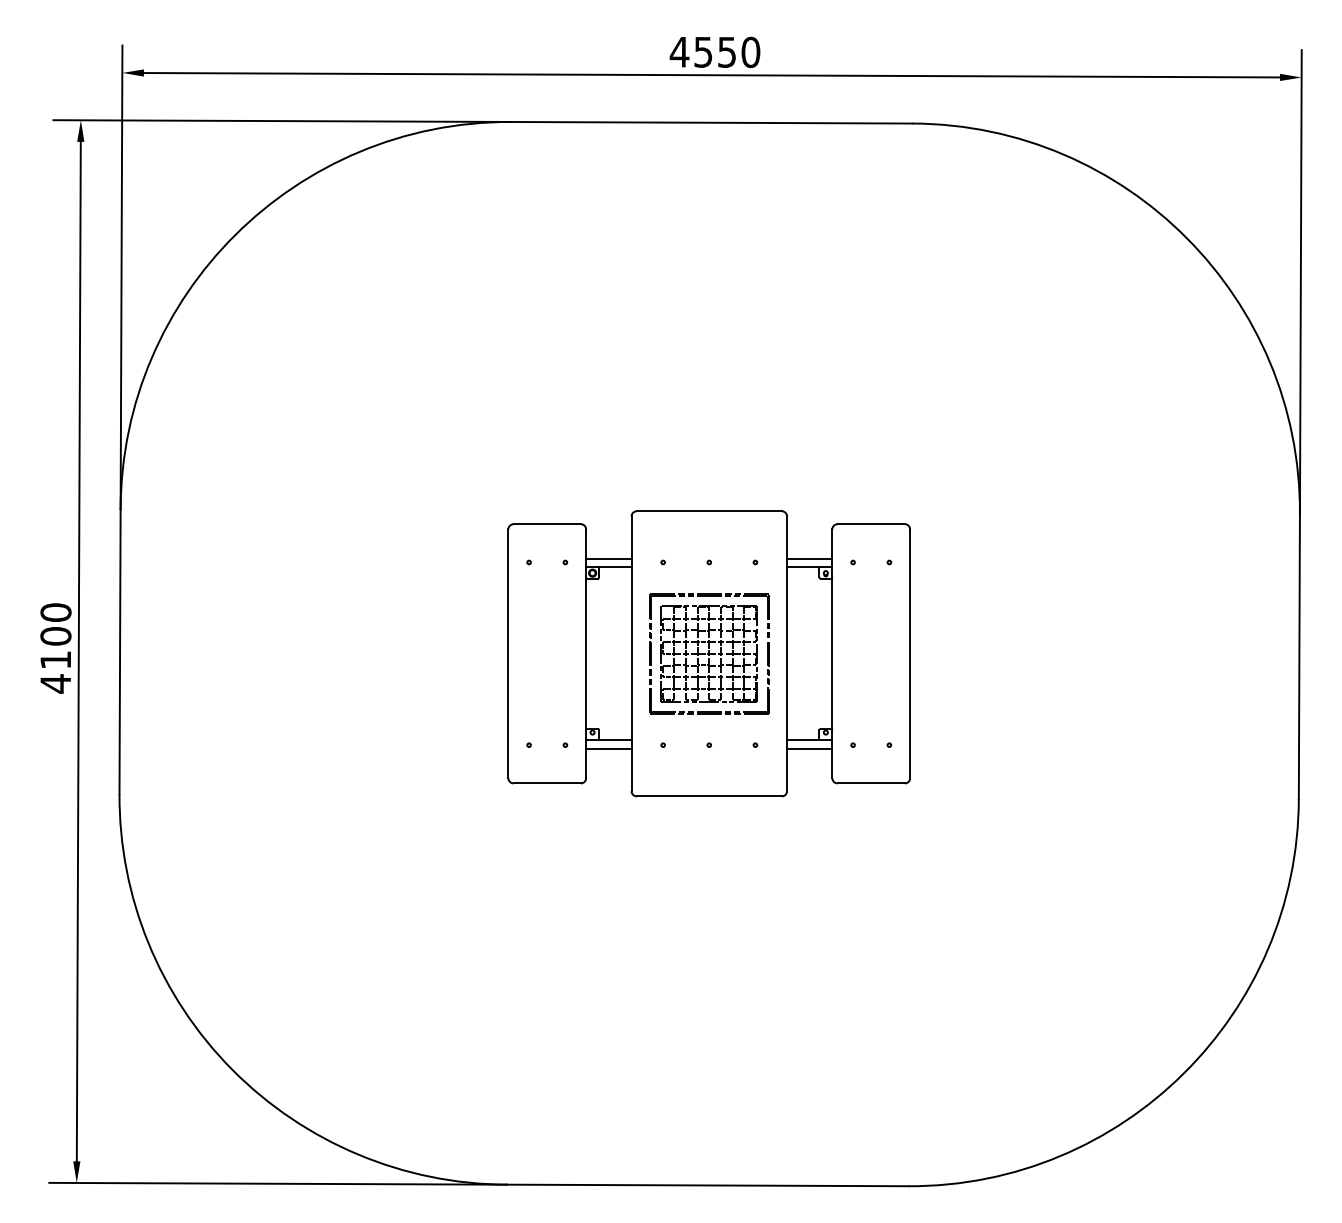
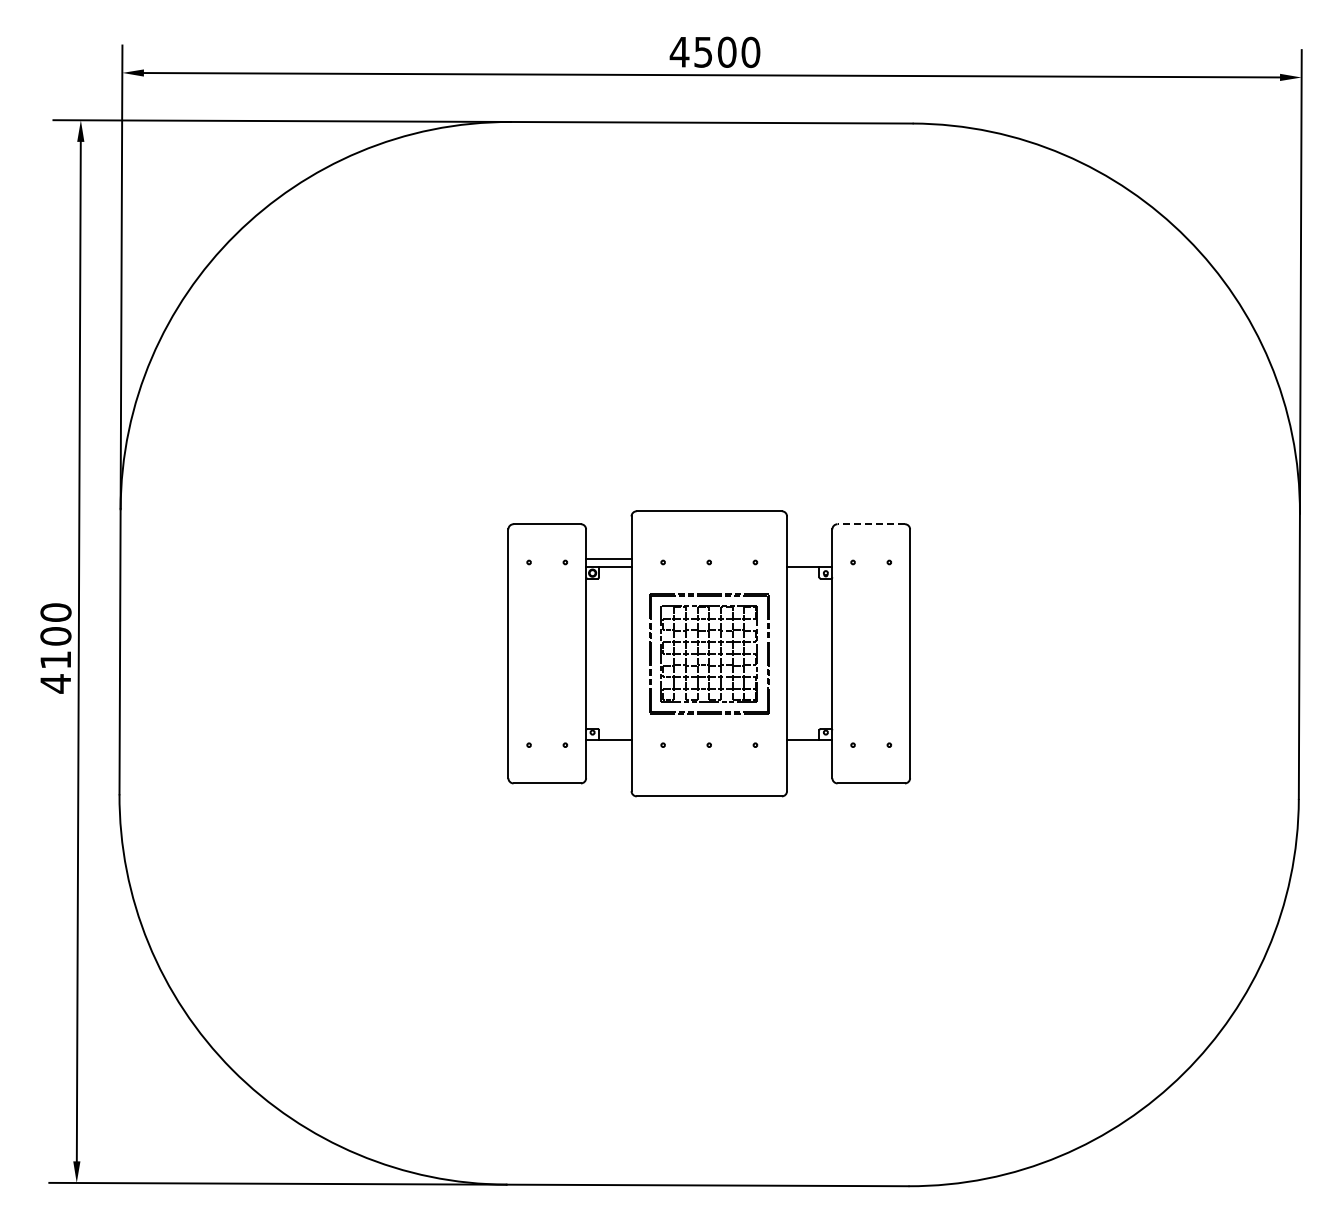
text: 4550 -> 4500 (726, 51)
line: solid -> dashed (871, 524)
line: present -> none (809, 558)
line: present -> none (608, 748)
line: present -> none (809, 748)
